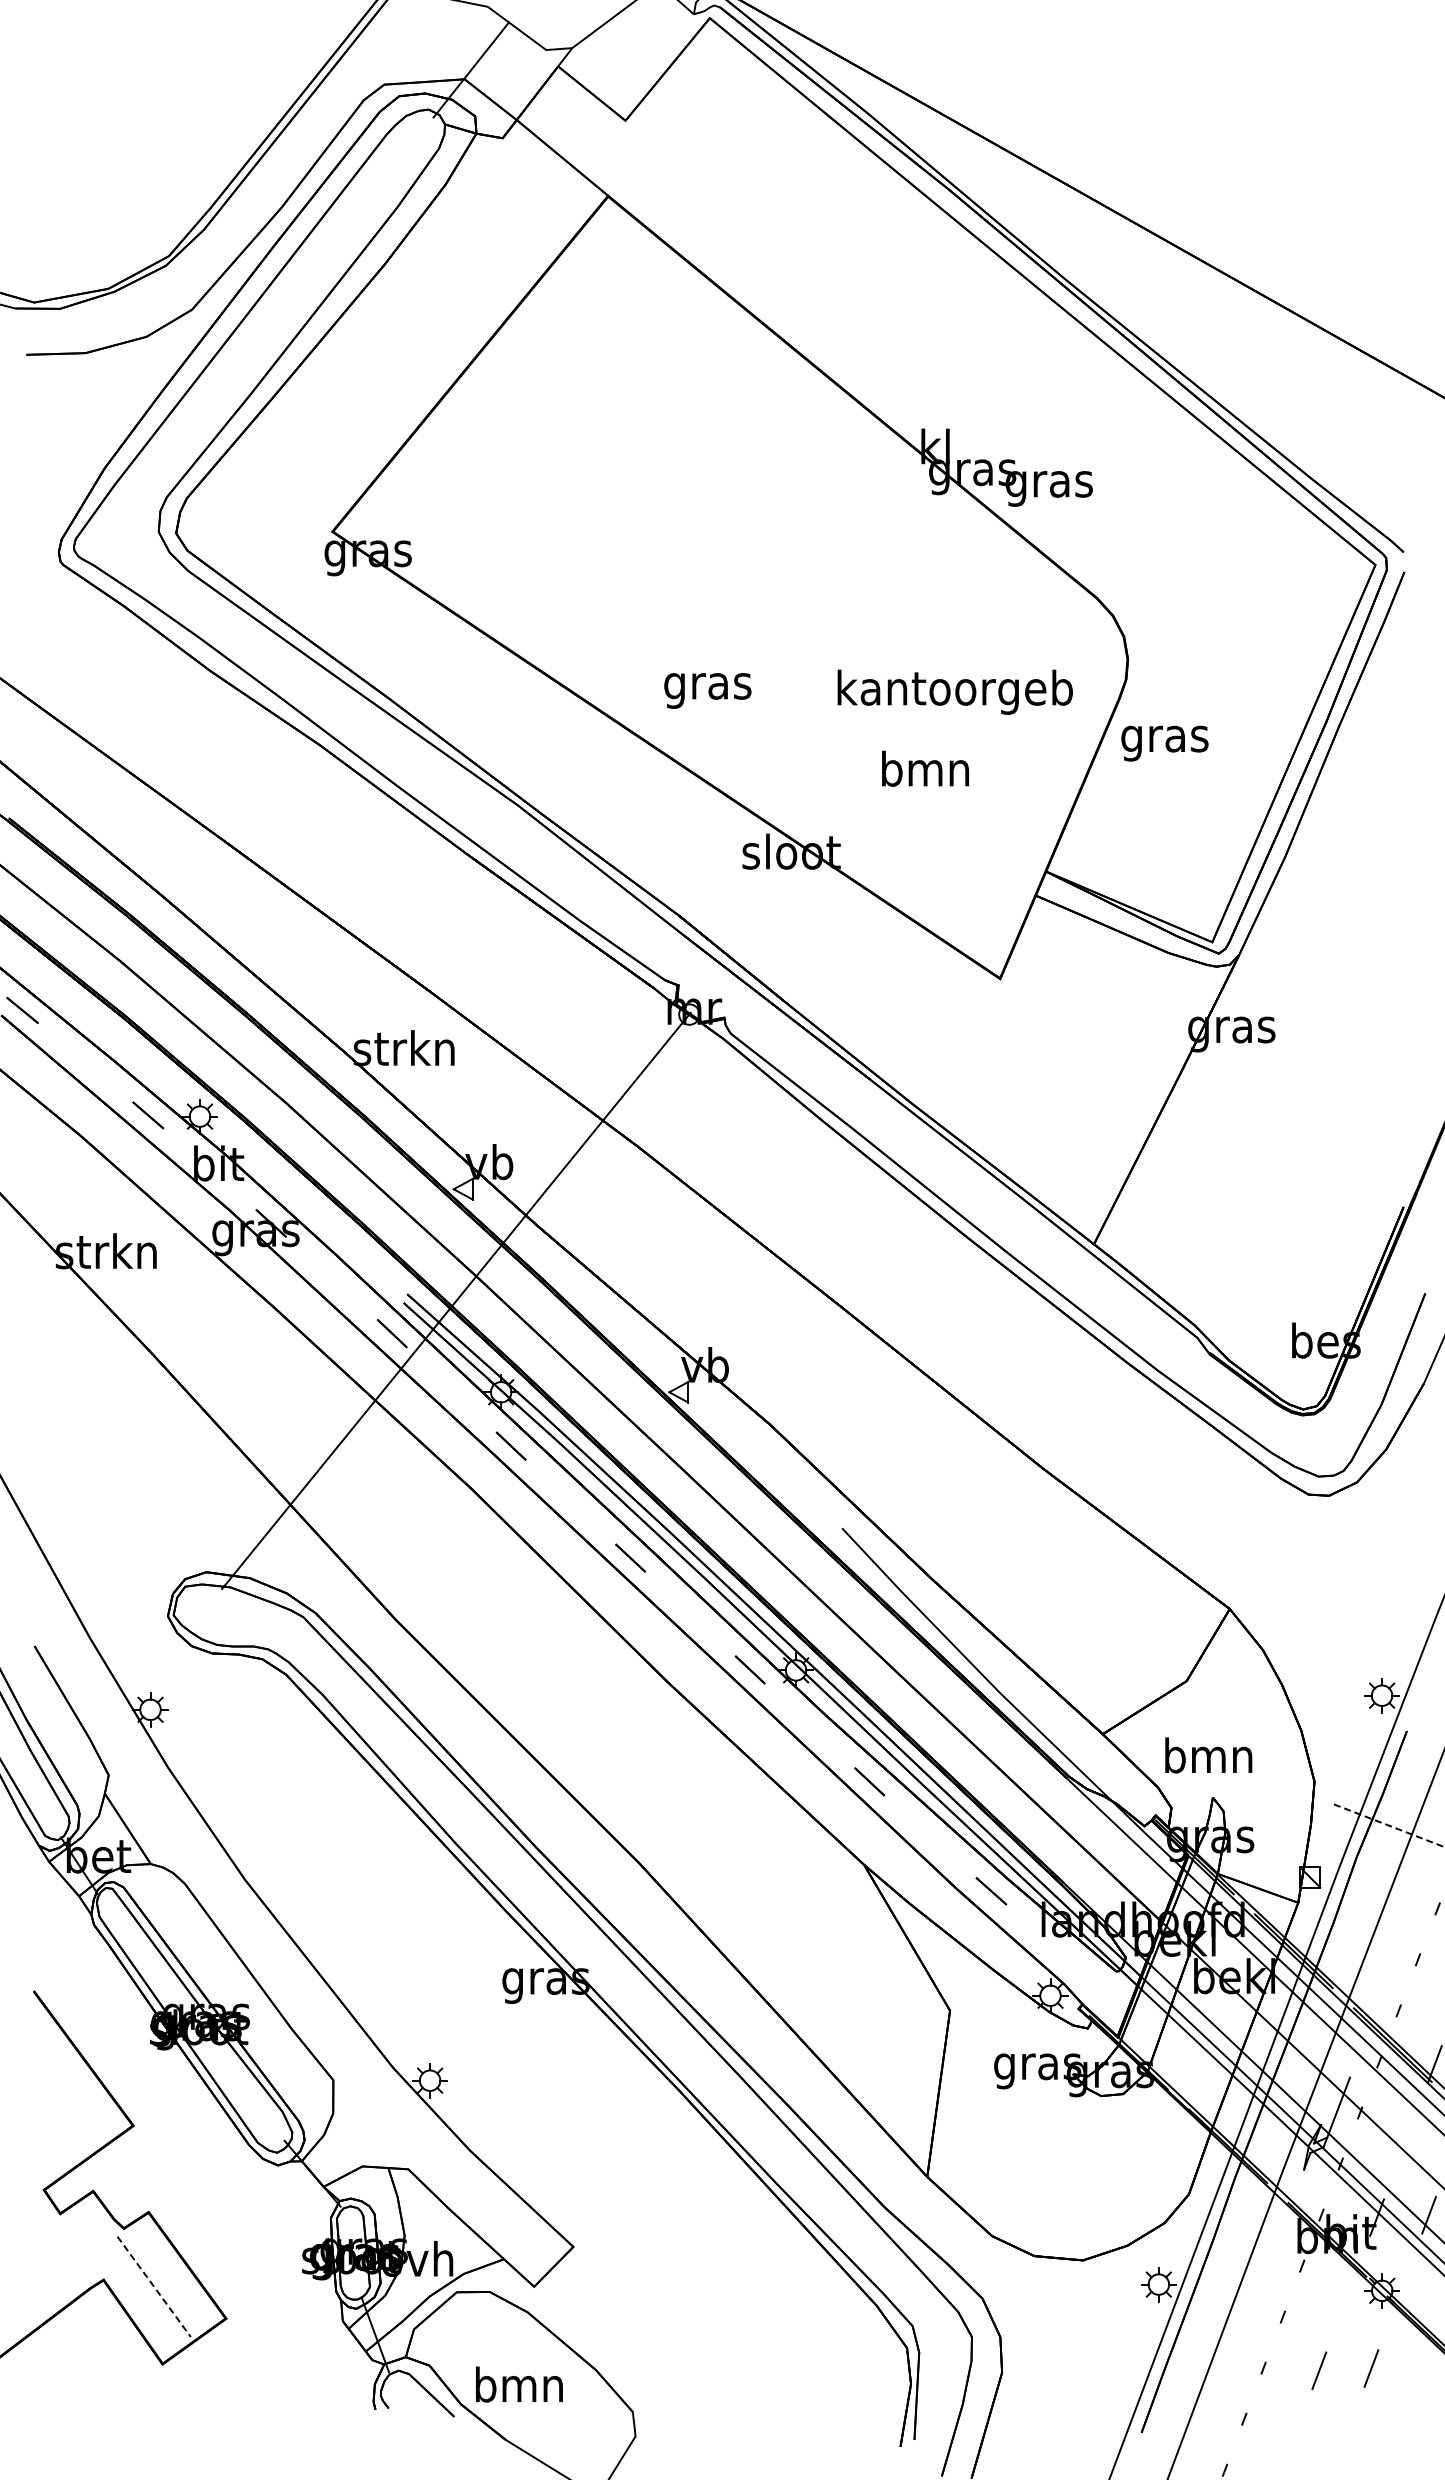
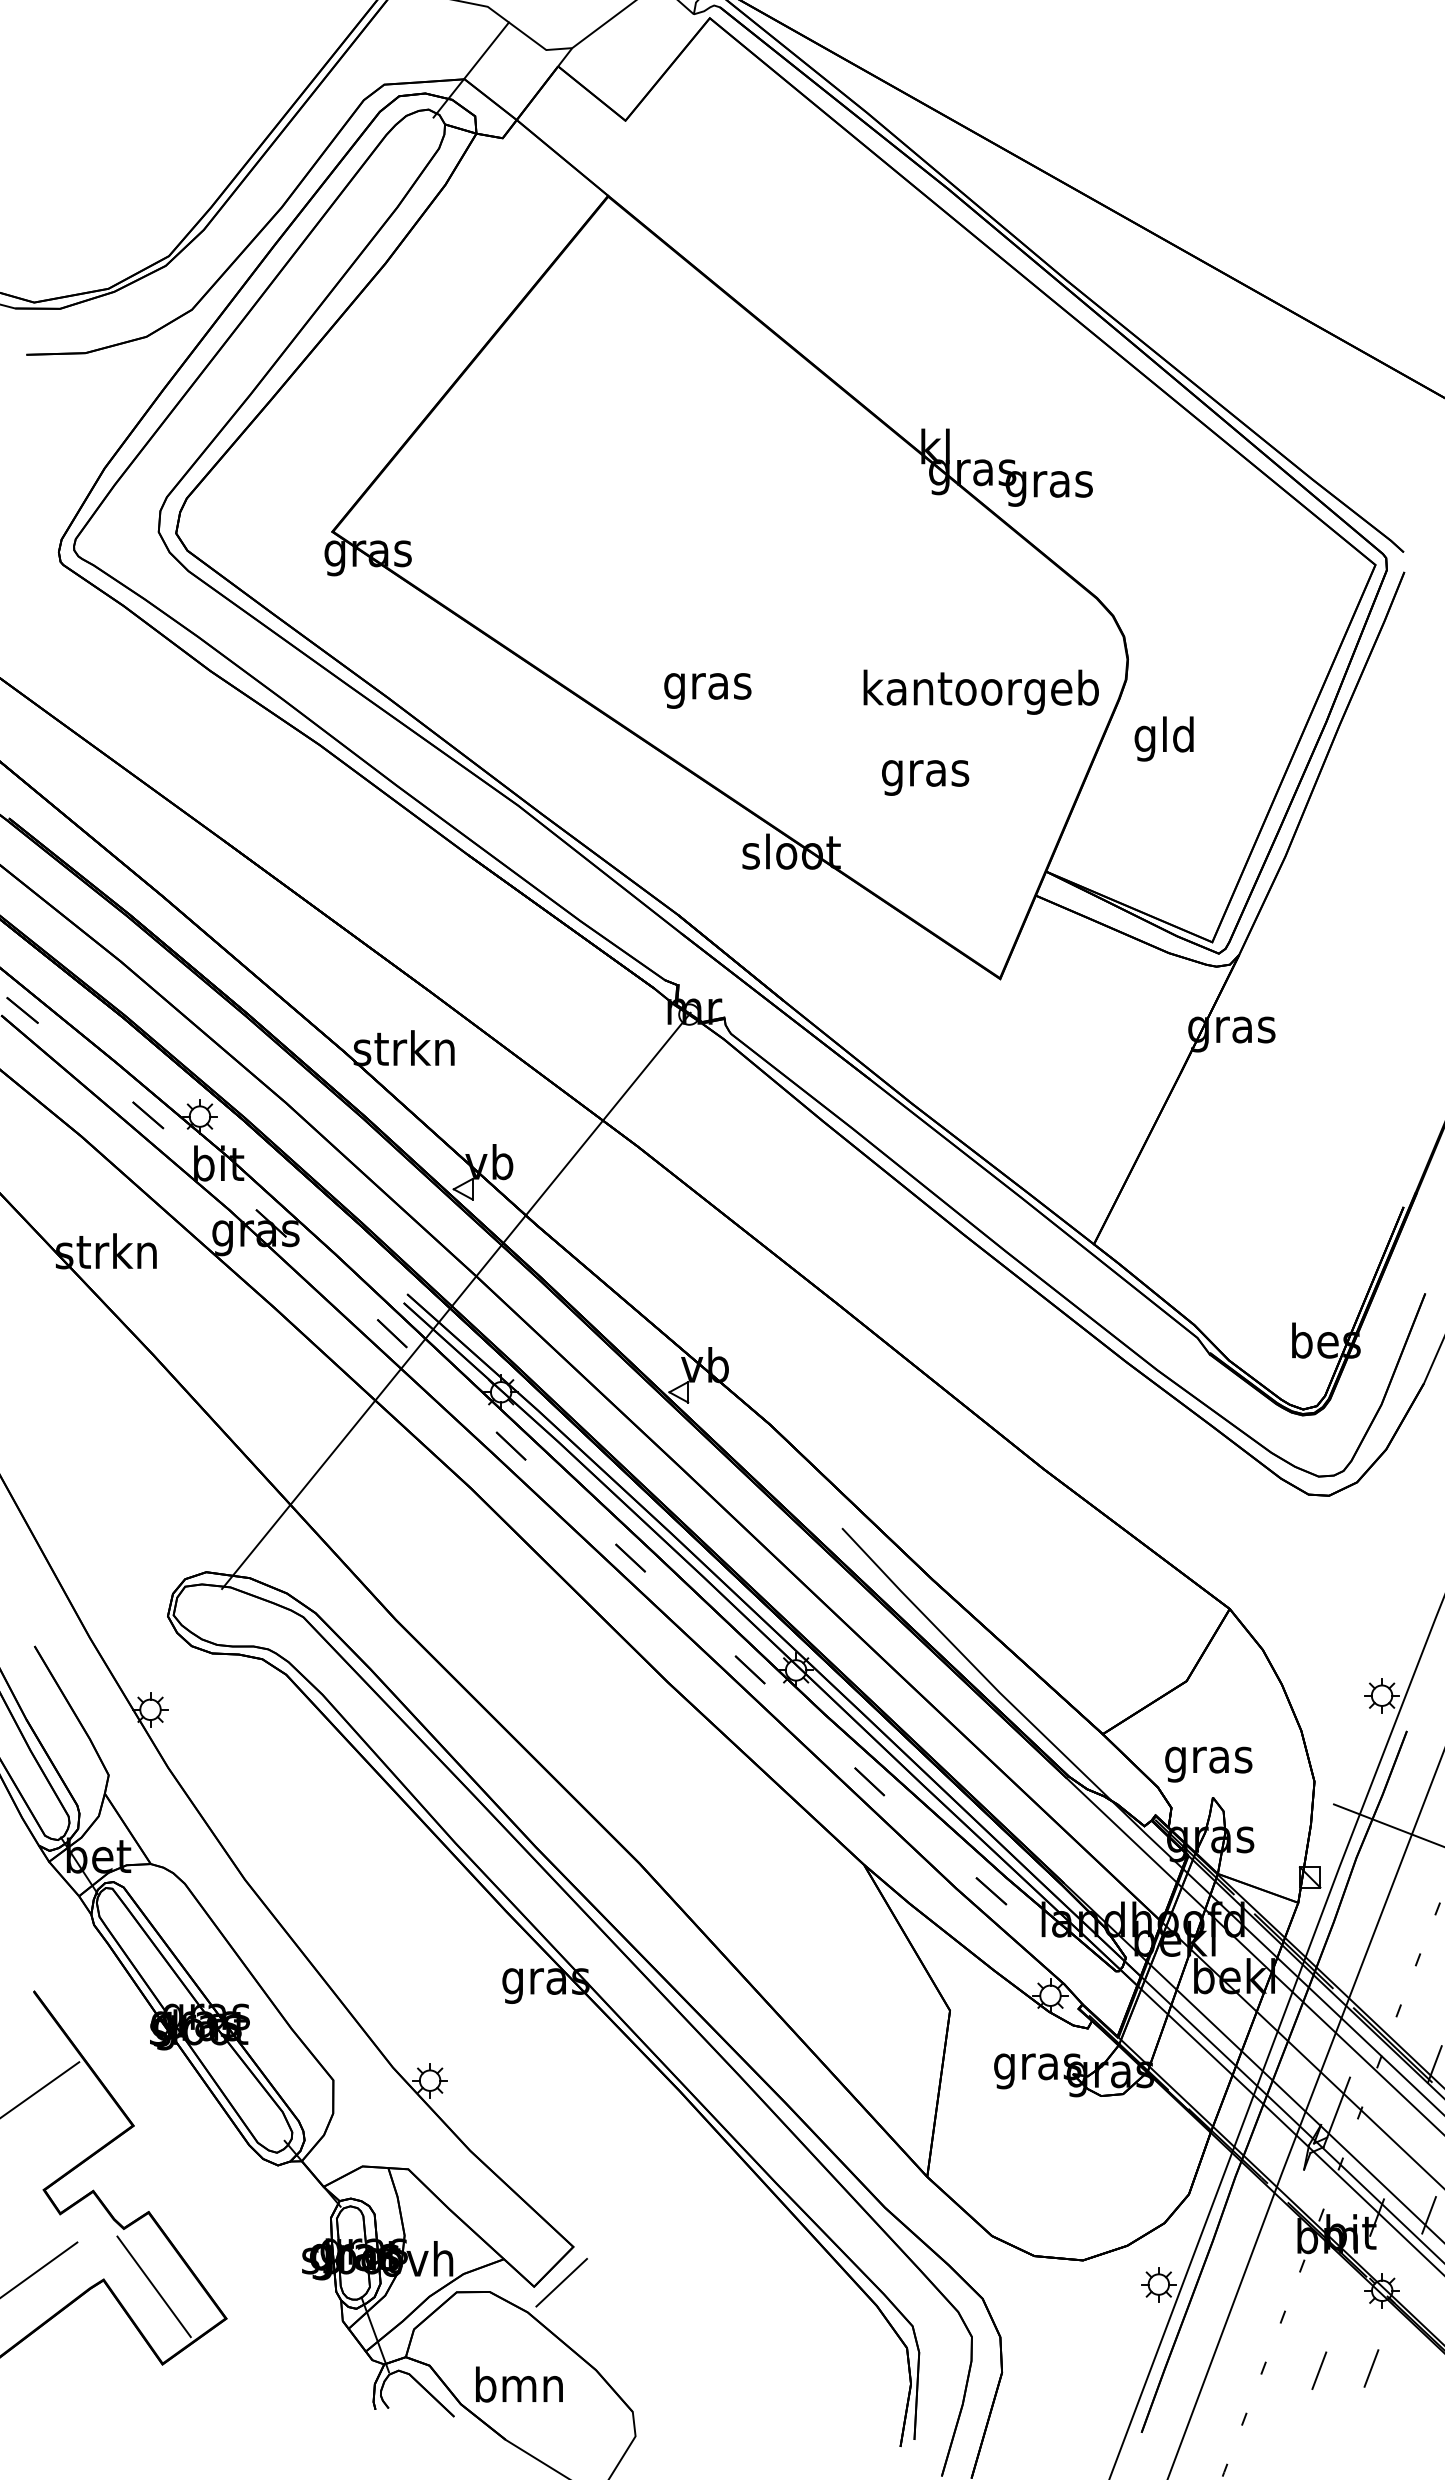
text position: (954, 691) -> (980, 691) (980, 691)
text: gras -> gld (1164, 738)
text: bmn -> gras (925, 772)
text: bmn -> gras (1208, 1759)
line: dashed -> solid (1389, 1825)
line: none -> present (40, 2089)
line: none -> present (39, 2269)
line: none -> present (561, 2282)
line: dashed -> solid (154, 2287)
